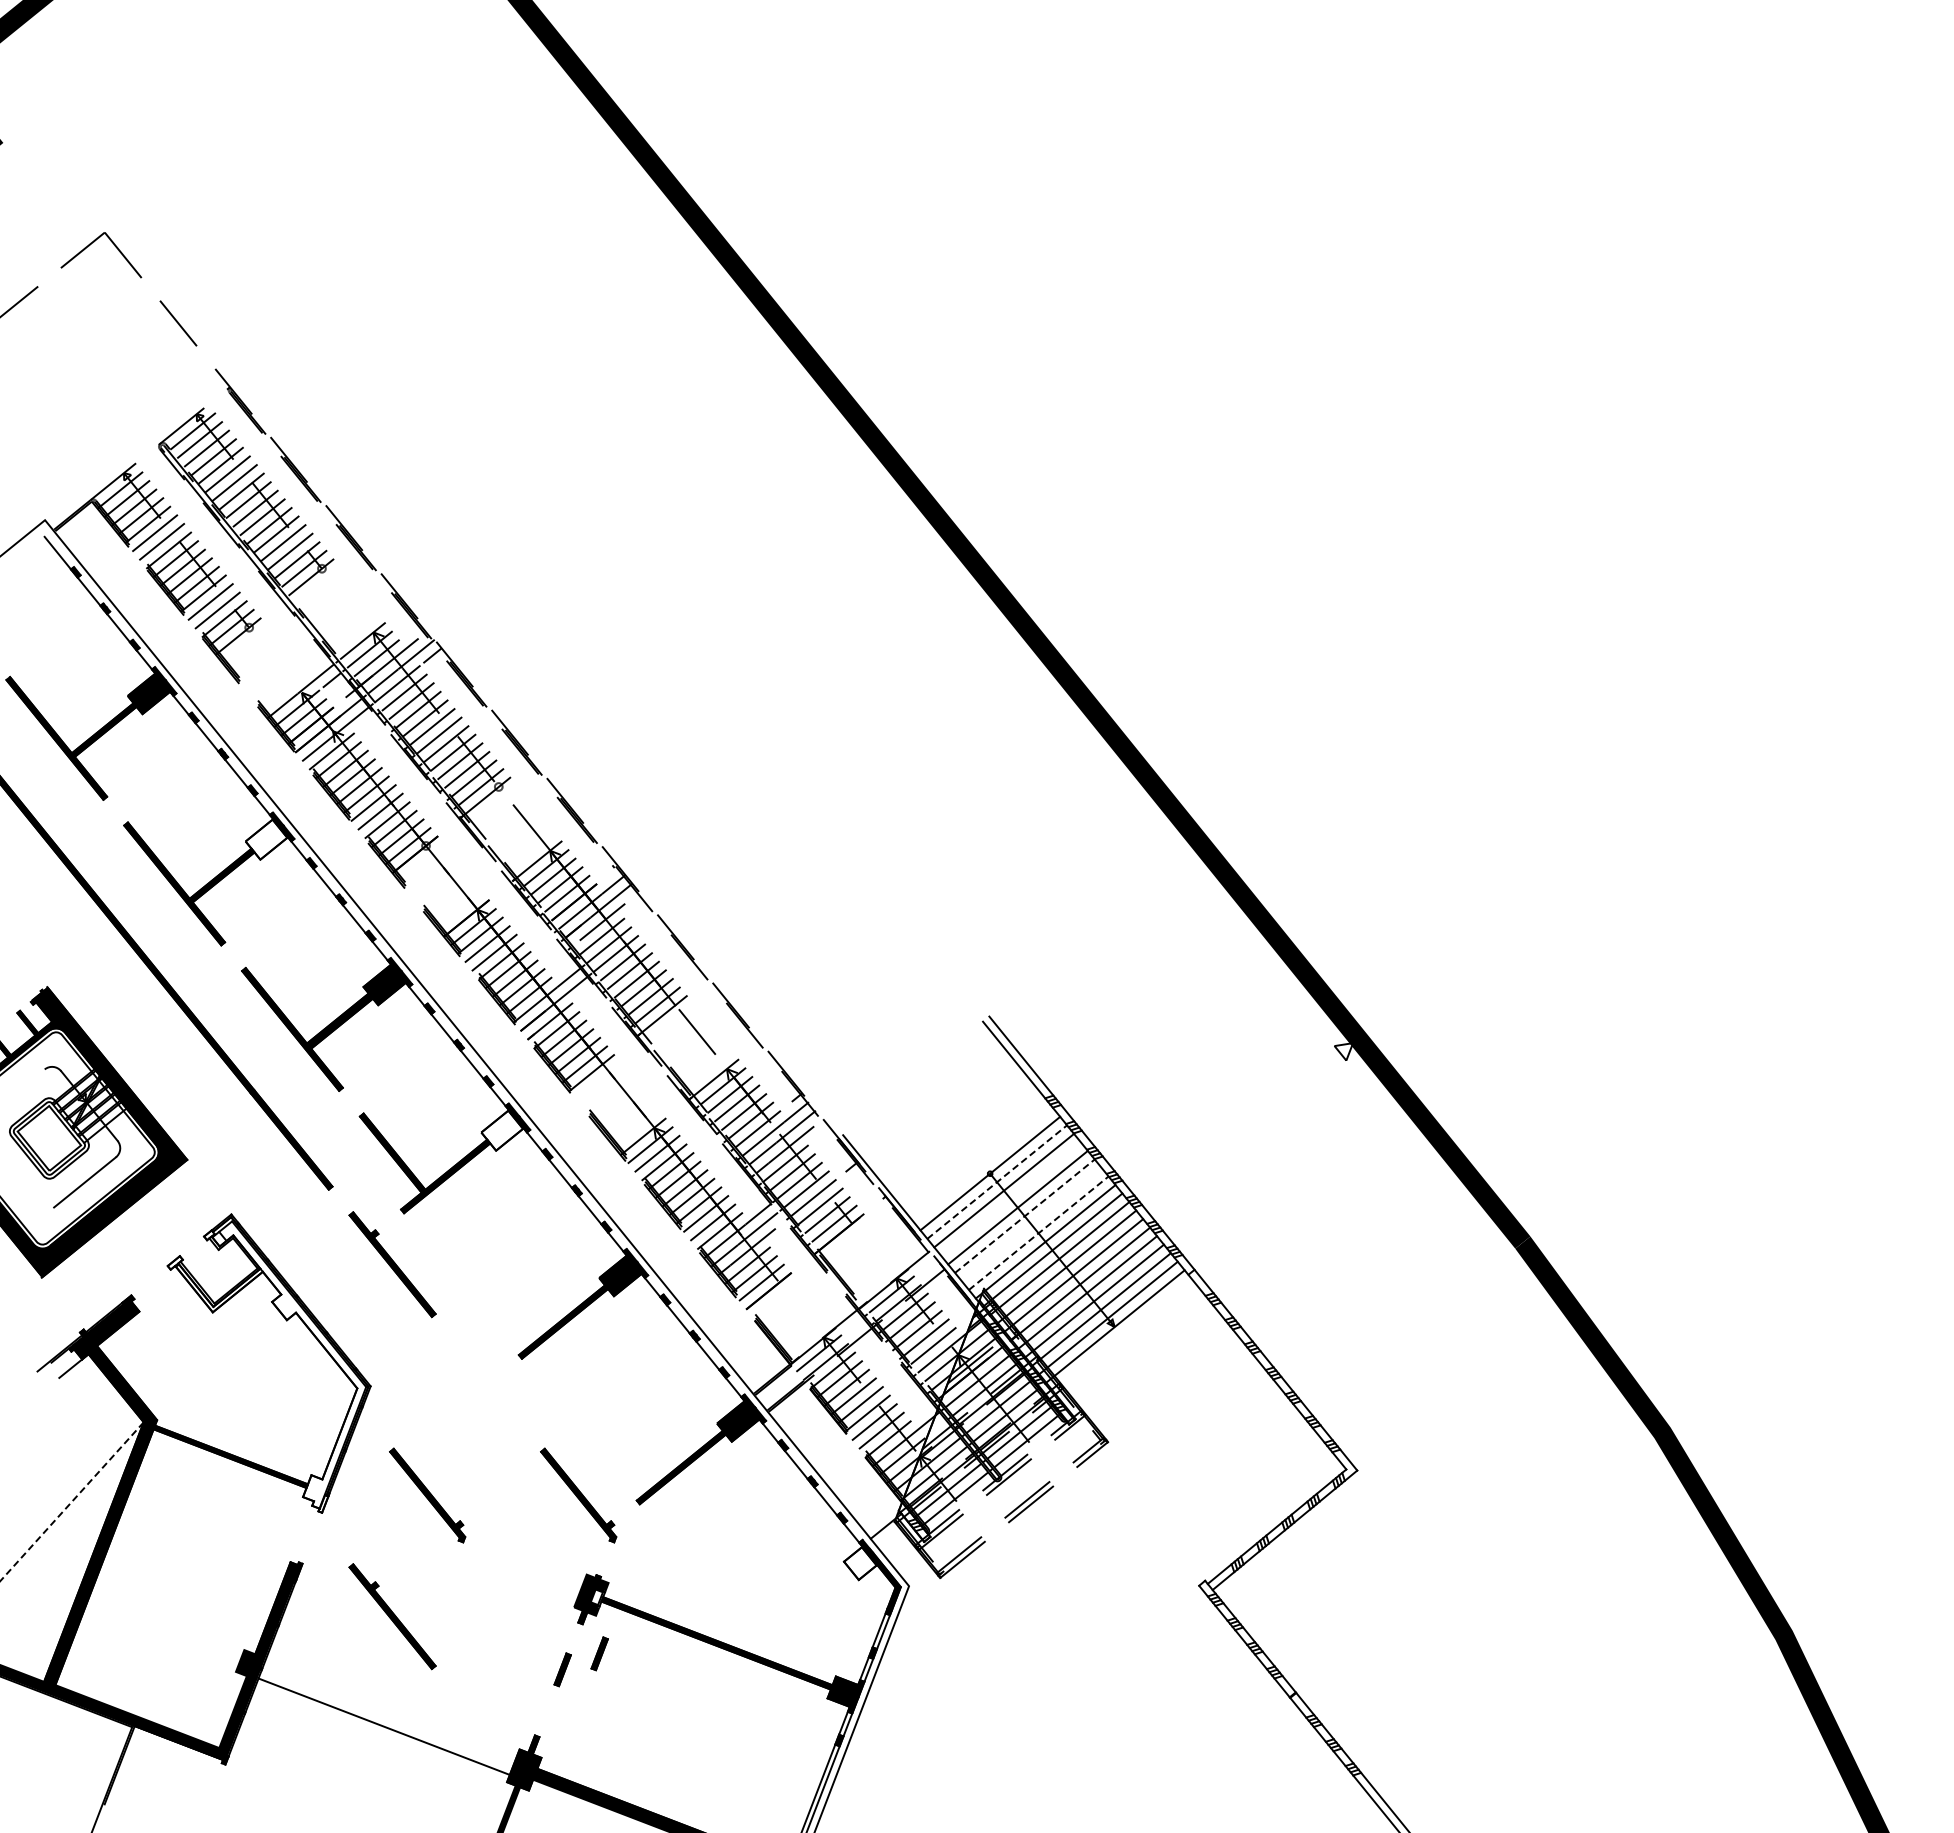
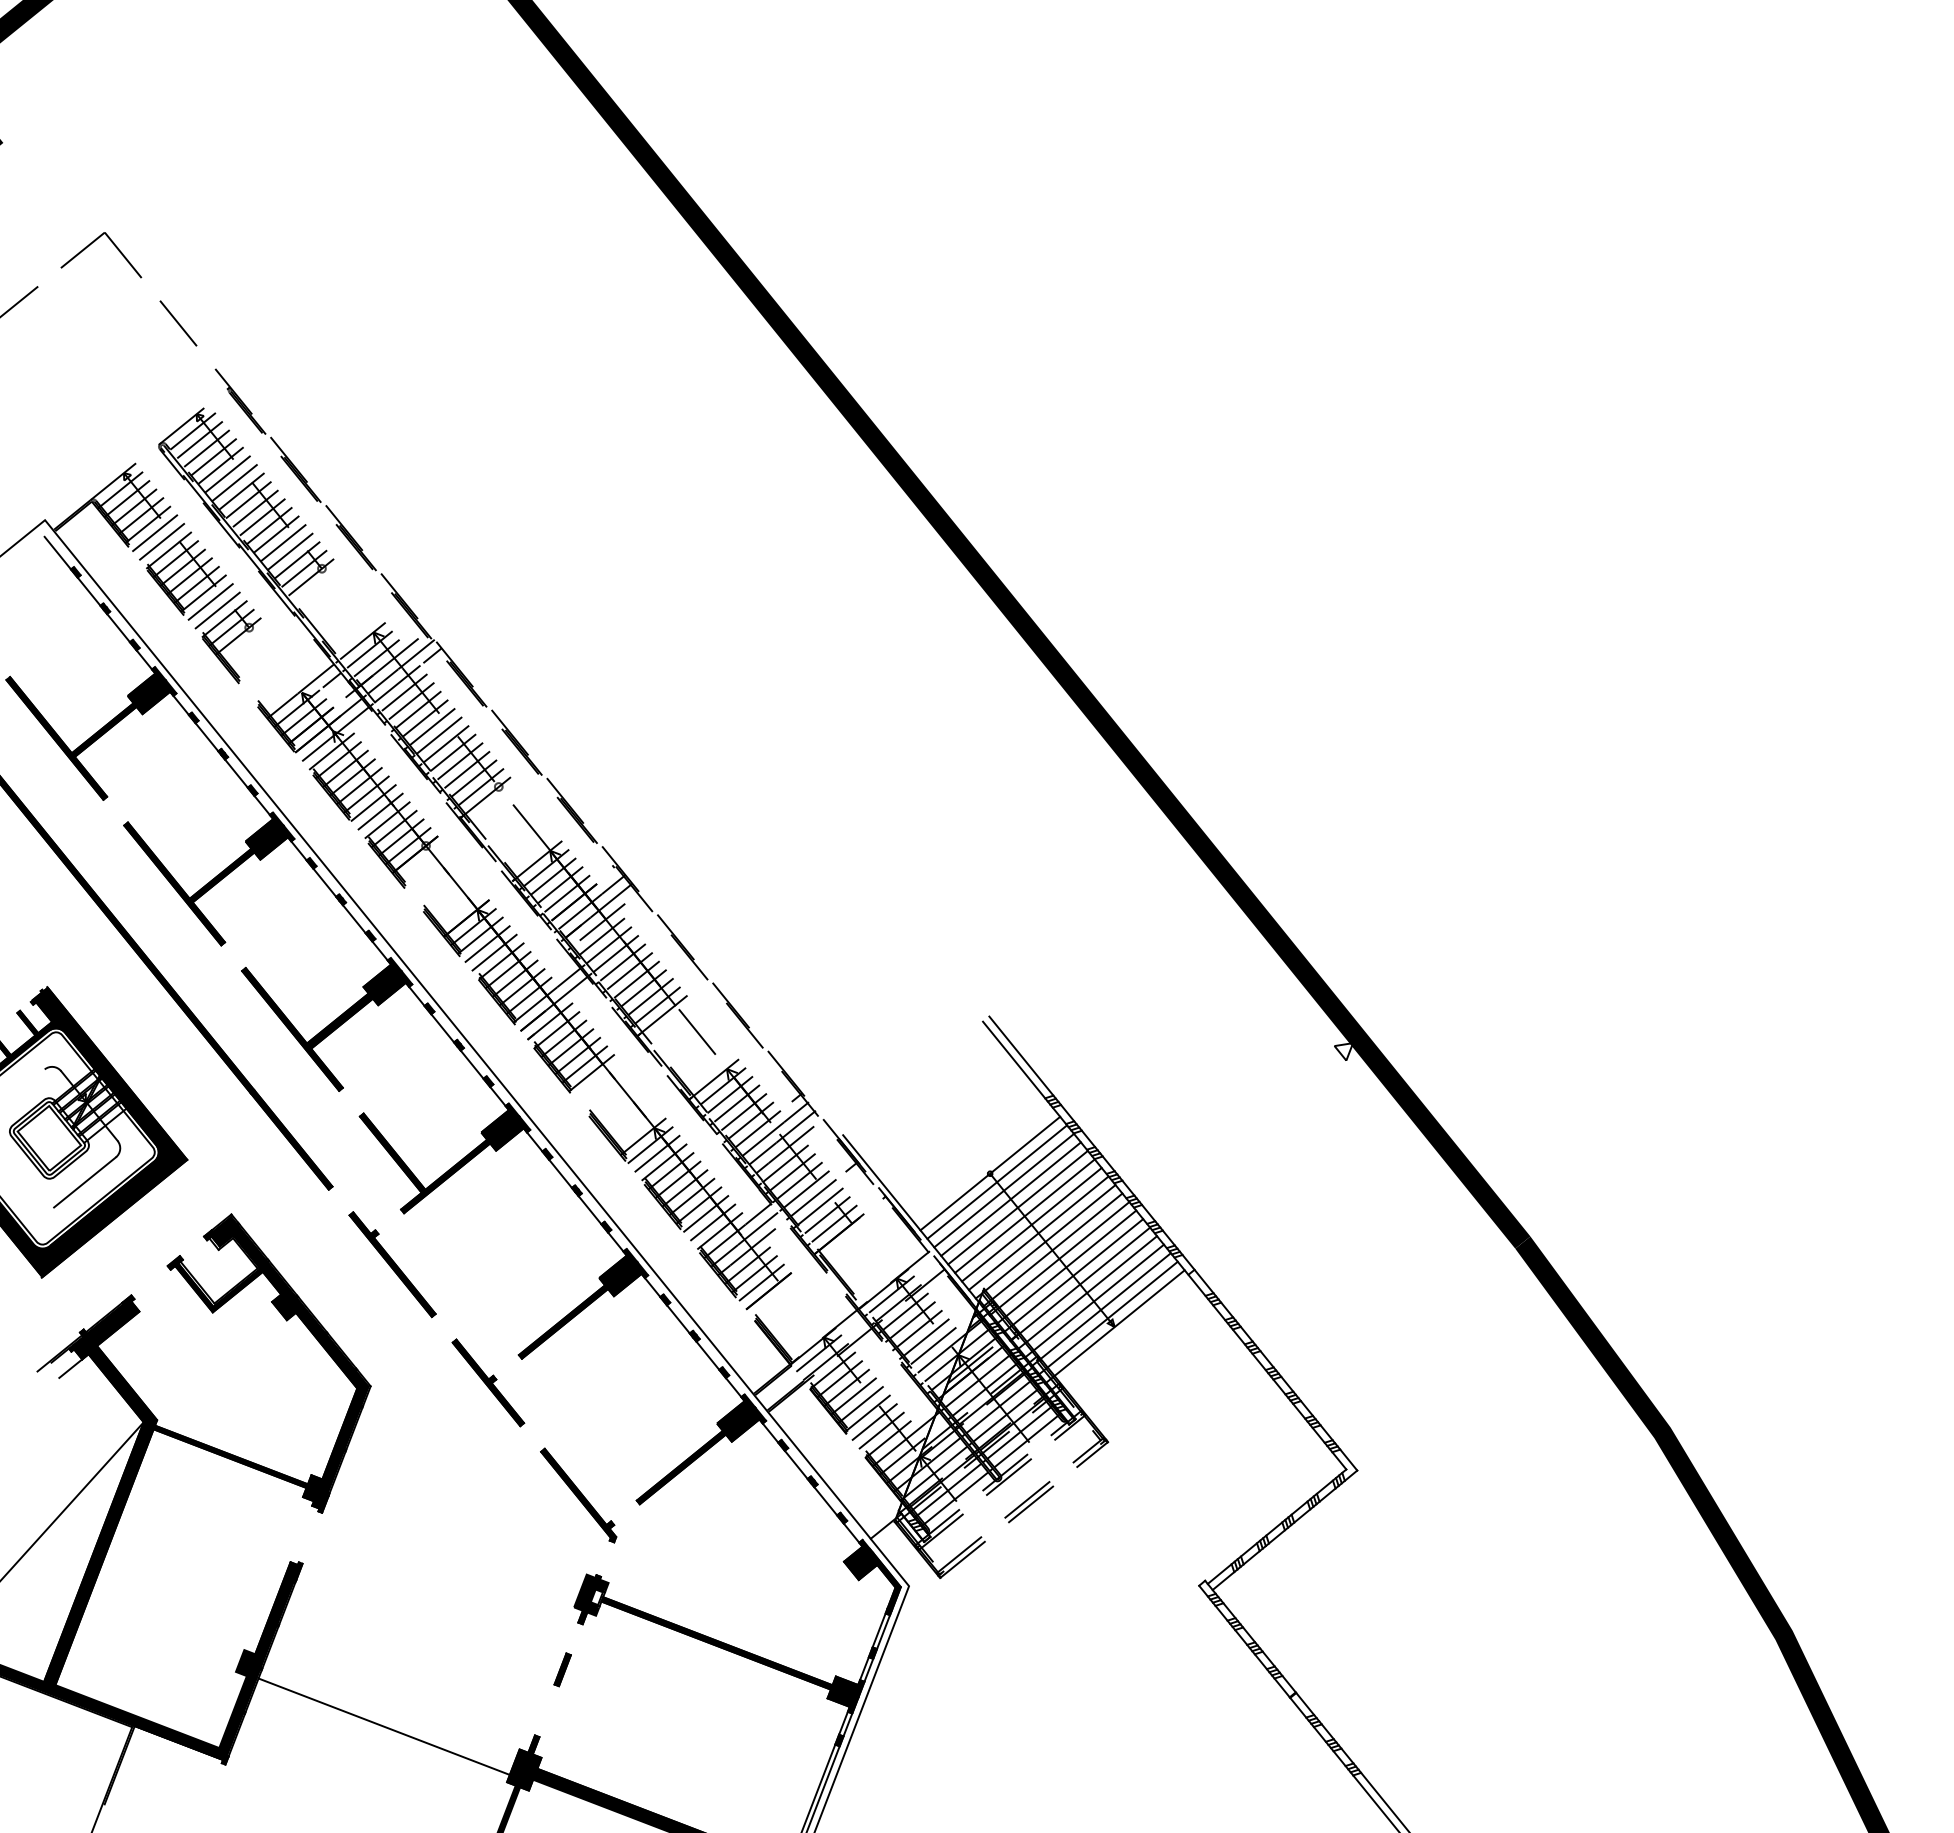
fill: none -> present (266, 839)
fill: none -> present (502, 1130)
line: dashed -> solid (997, 1182)
line: none -> present (1010, 1198)
line: dashed -> solid (1024, 1216)
line: none -> present (1031, 1224)
line: dashed -> solid (1038, 1233)
fill: none -> present (267, 1364)
part: none -> present (488, 1382)
part: present -> none (427, 1495)
line: dashed -> solid (72, 1501)
fill: none -> present (860, 1563)
part: present -> none (392, 1616)
part: present -> none (599, 1653)
